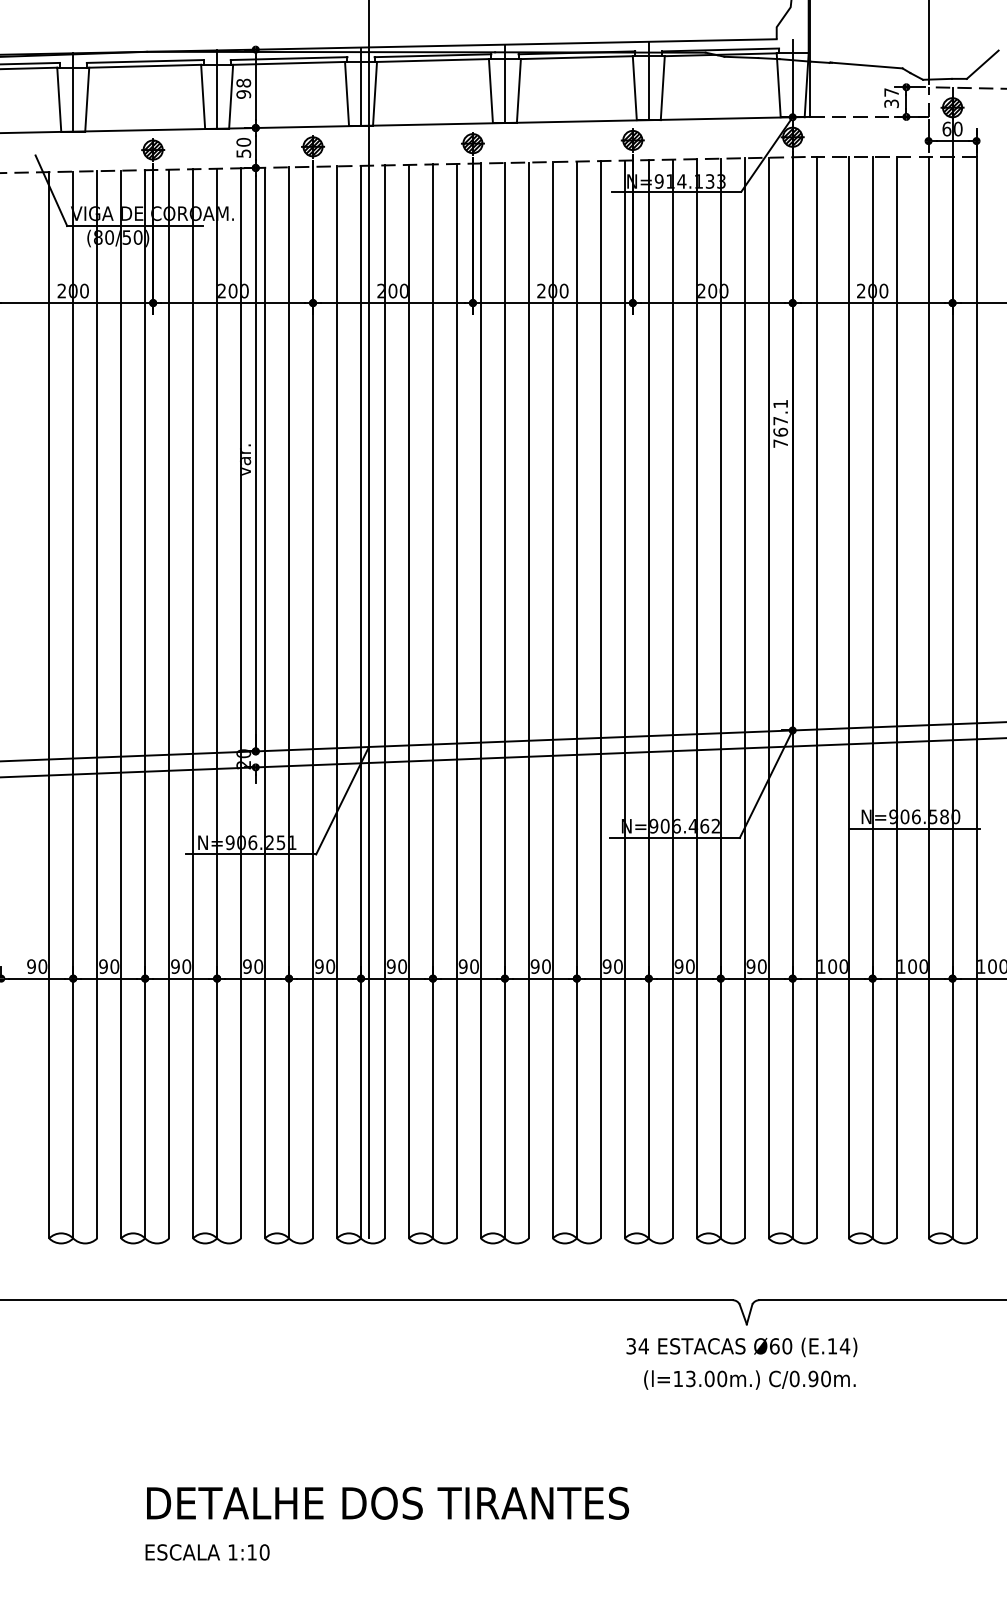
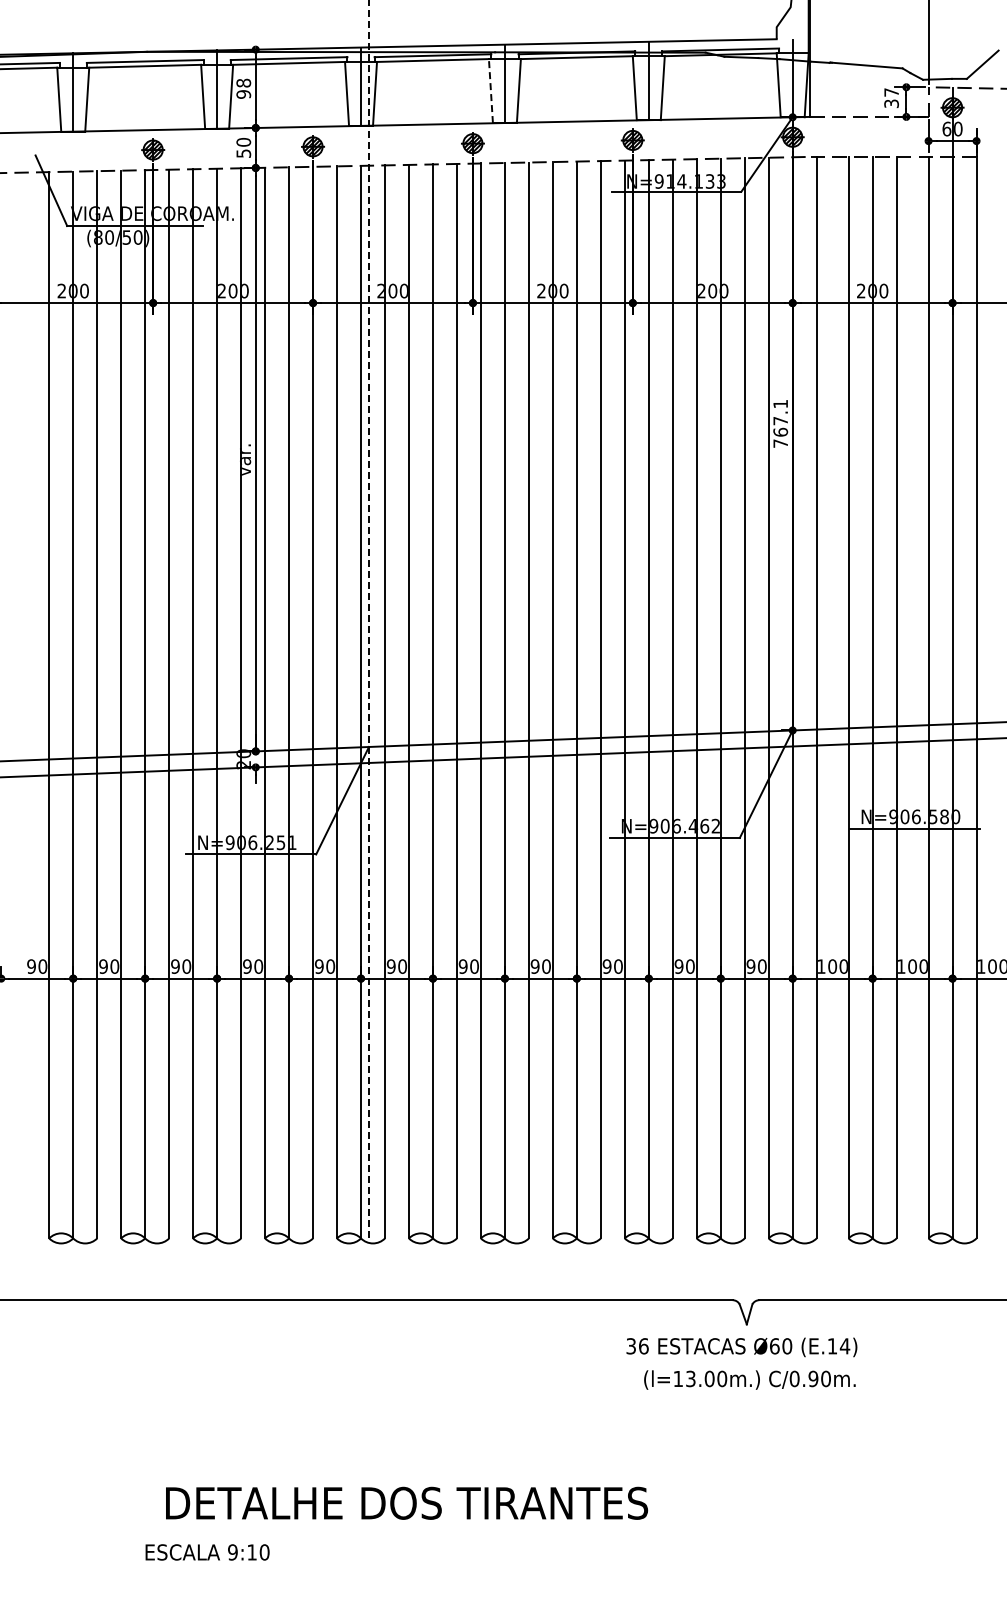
line: solid -> dashed (490, 90)
line: solid -> dashed (369, 619)
text: 34 -> 36 (643, 1346)
text position: (388, 1502) -> (407, 1502) (407, 1502)
text: 1:10 -> 9:10 (232, 1552)
